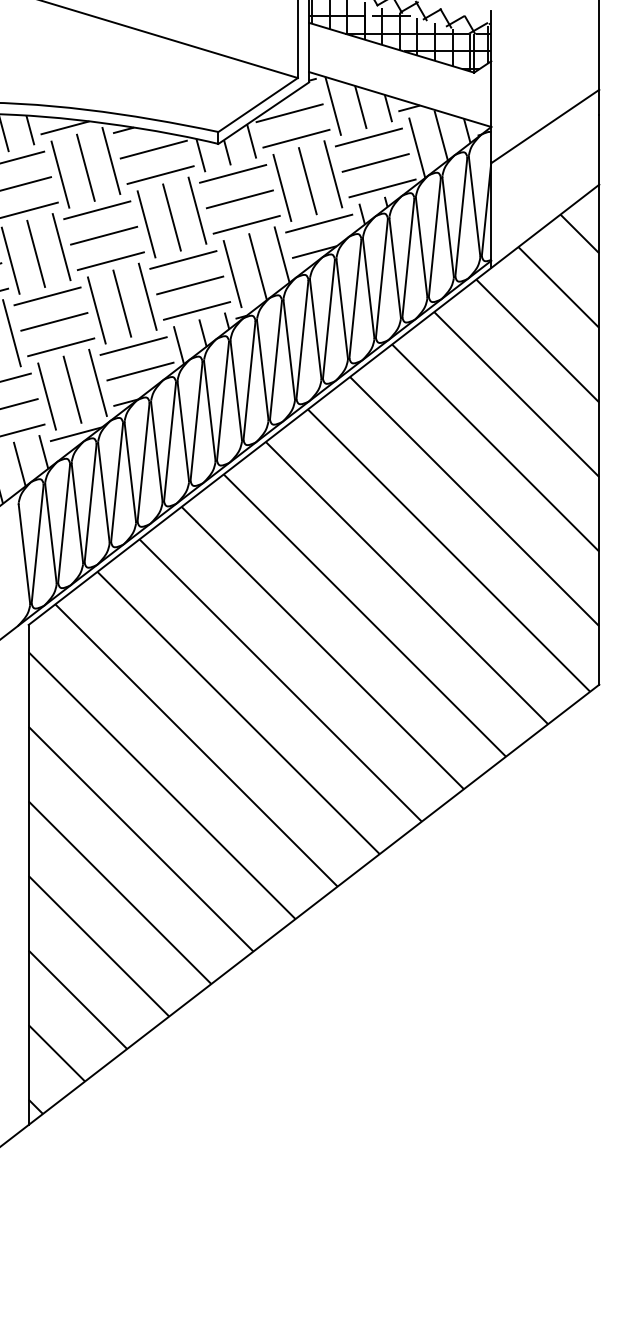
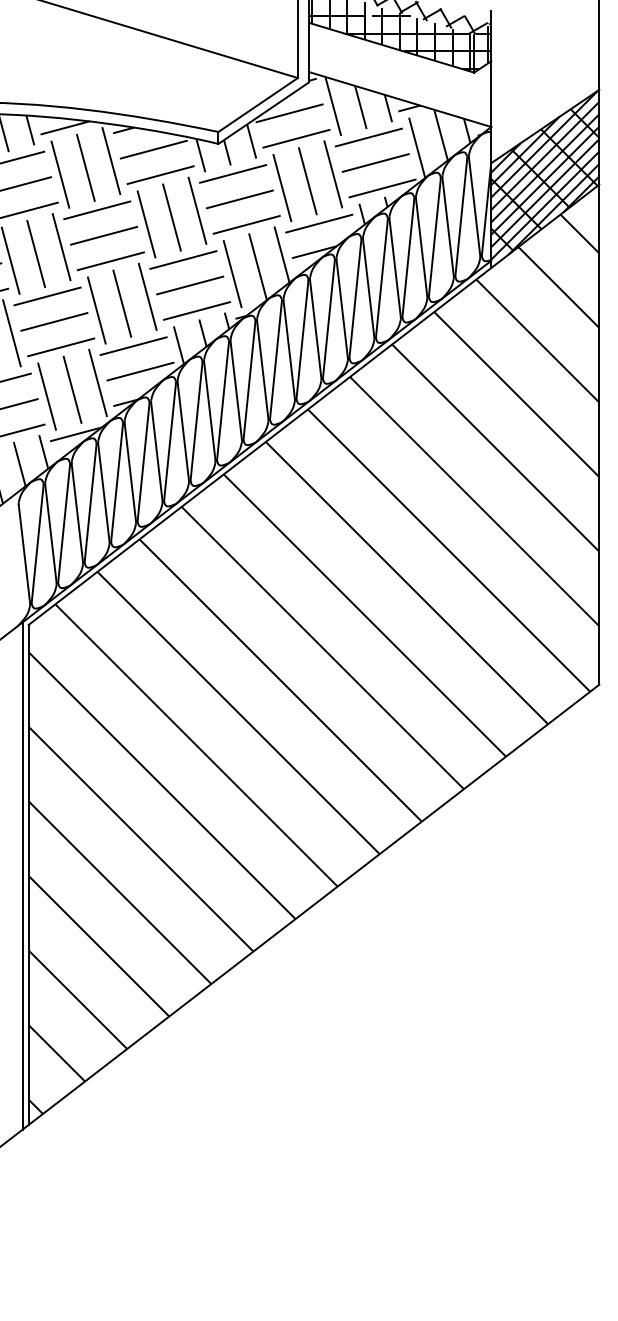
hatch: none -> present (545, 174)
line: none -> present (22, 875)
